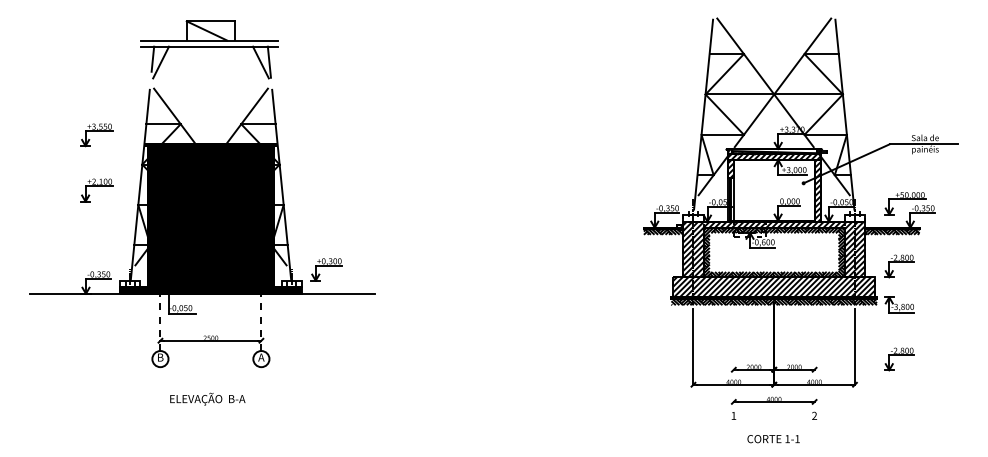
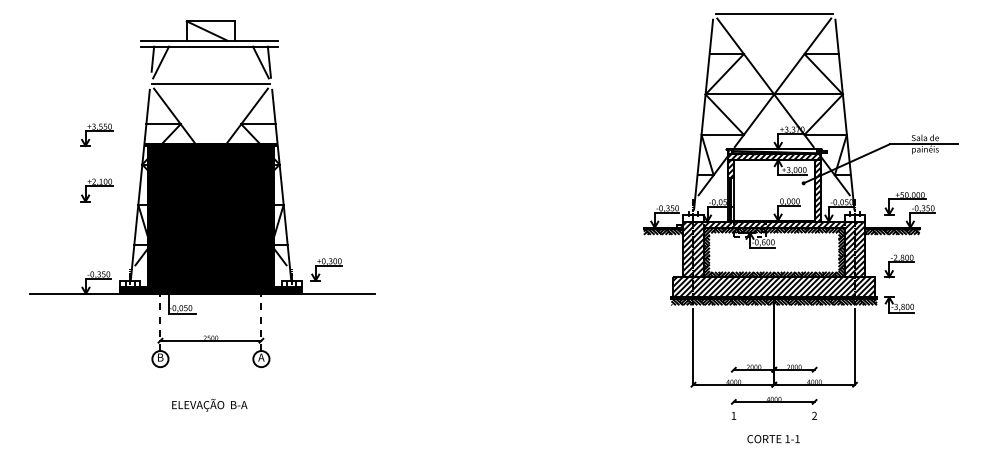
line: none -> present (773, 13)
line: none -> present (210, 83)
part: present -> none (899, 359)
text position: (207, 398) -> (209, 404) (209, 404)
